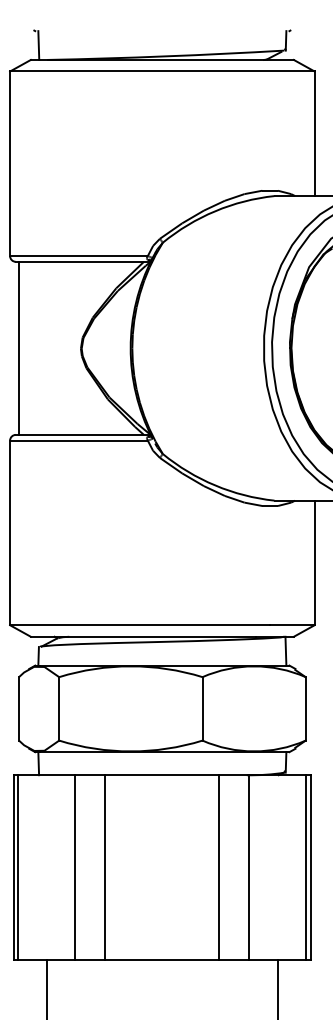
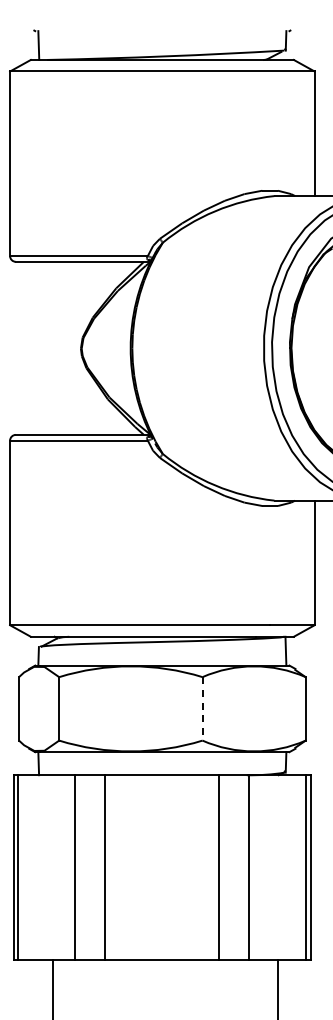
line: present -> none (19, 347)
line: solid -> dashed (202, 708)
line position: (47, 987) -> (53, 987) (53, 987)
